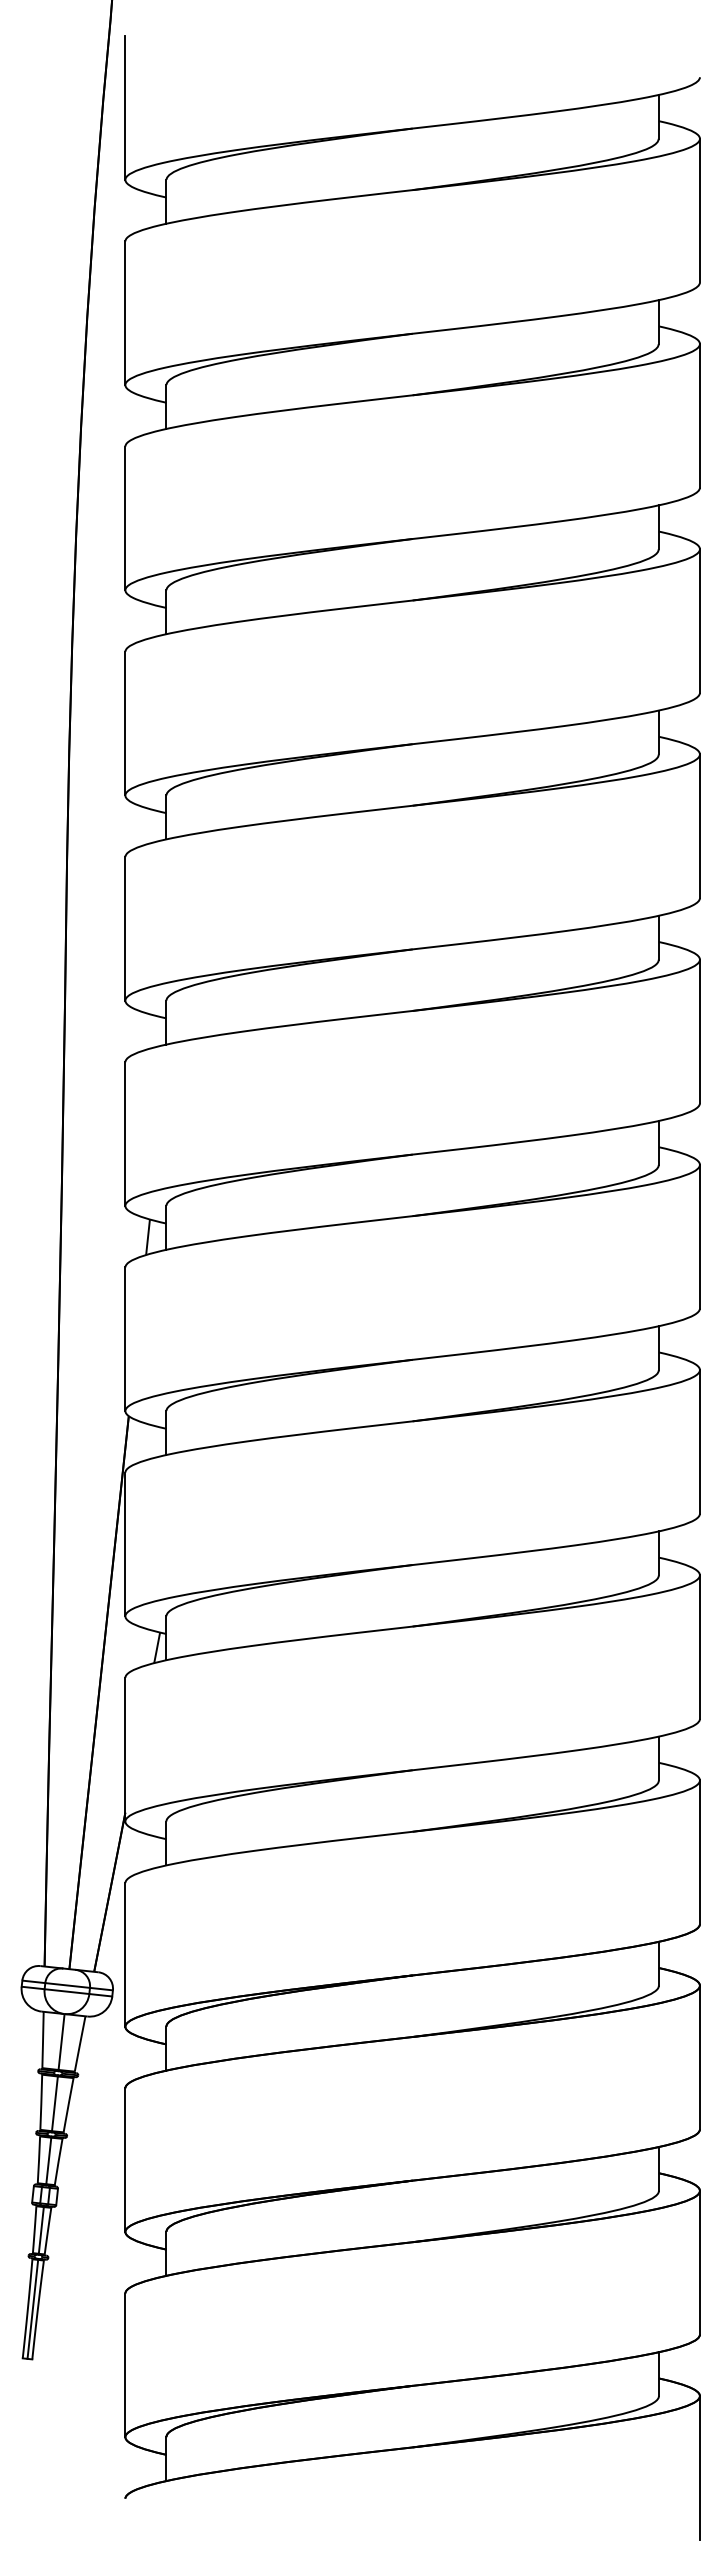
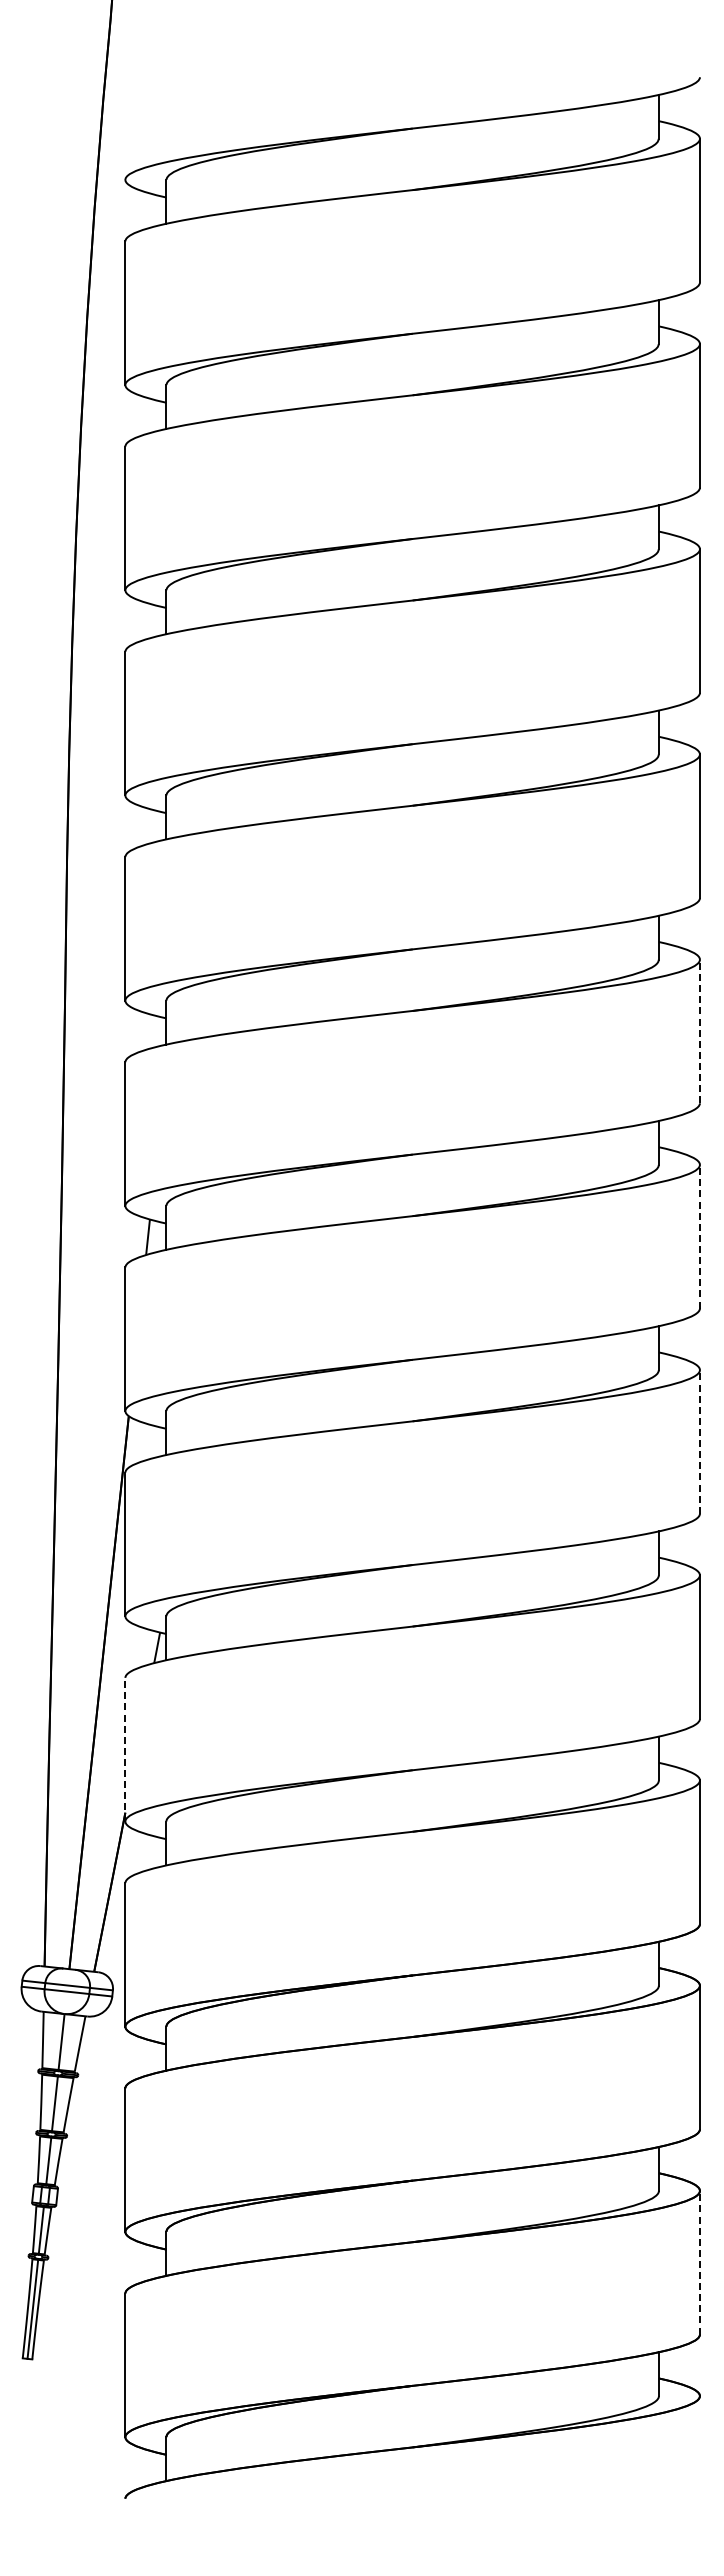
line: present -> none (125, 107)
line: solid -> dashed (699, 1031)
line: solid -> dashed (699, 1236)
line: solid -> dashed (699, 1441)
line: solid -> dashed (125, 1749)
line: solid -> dashed (699, 2262)
line: present -> none (699, 2467)
